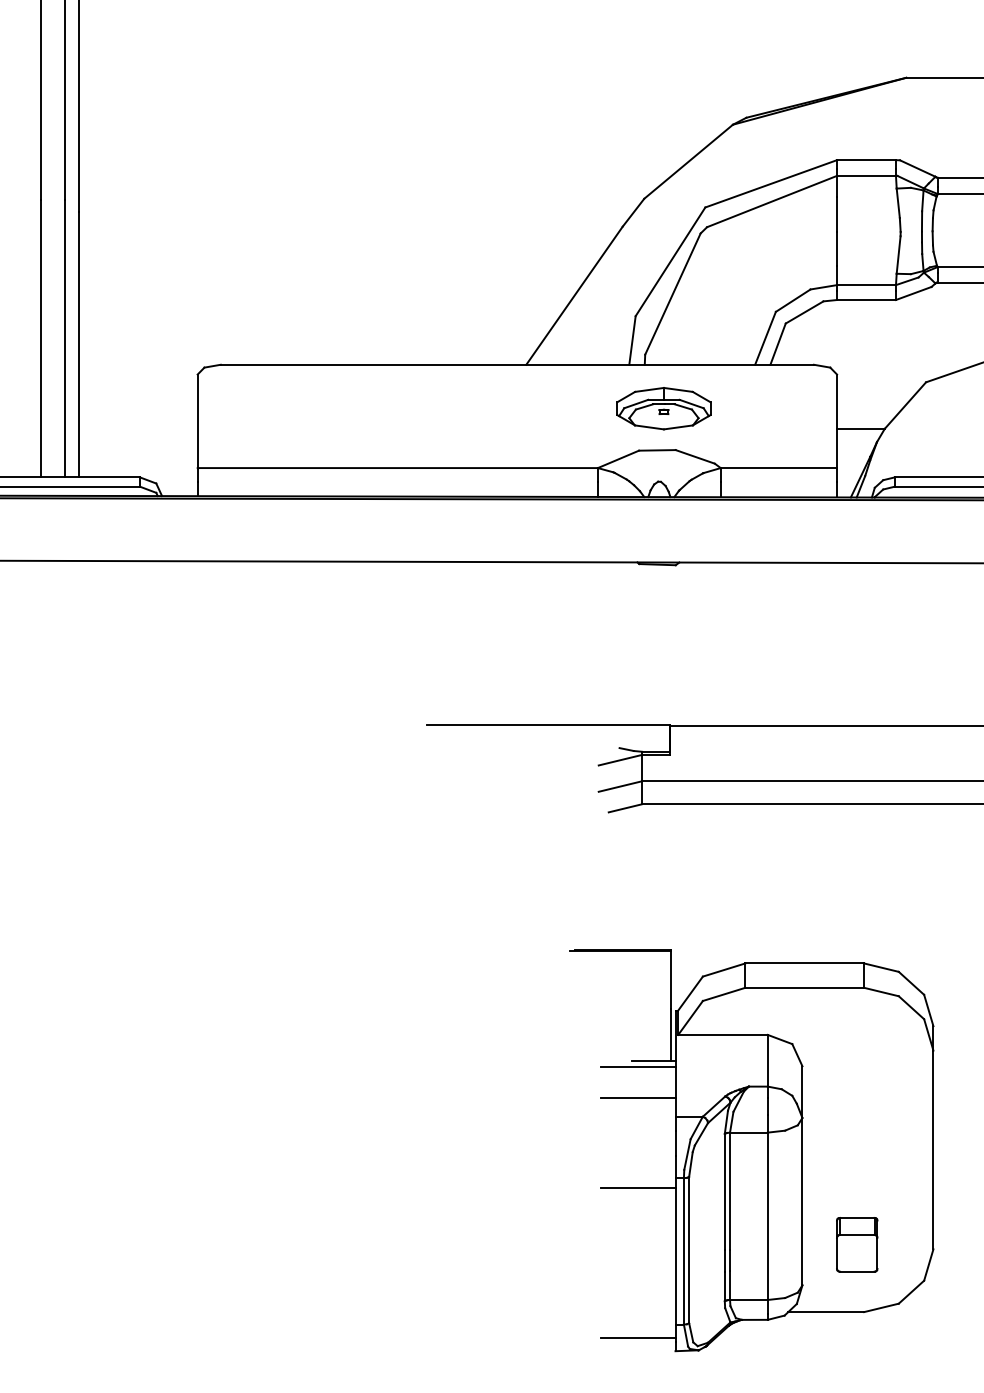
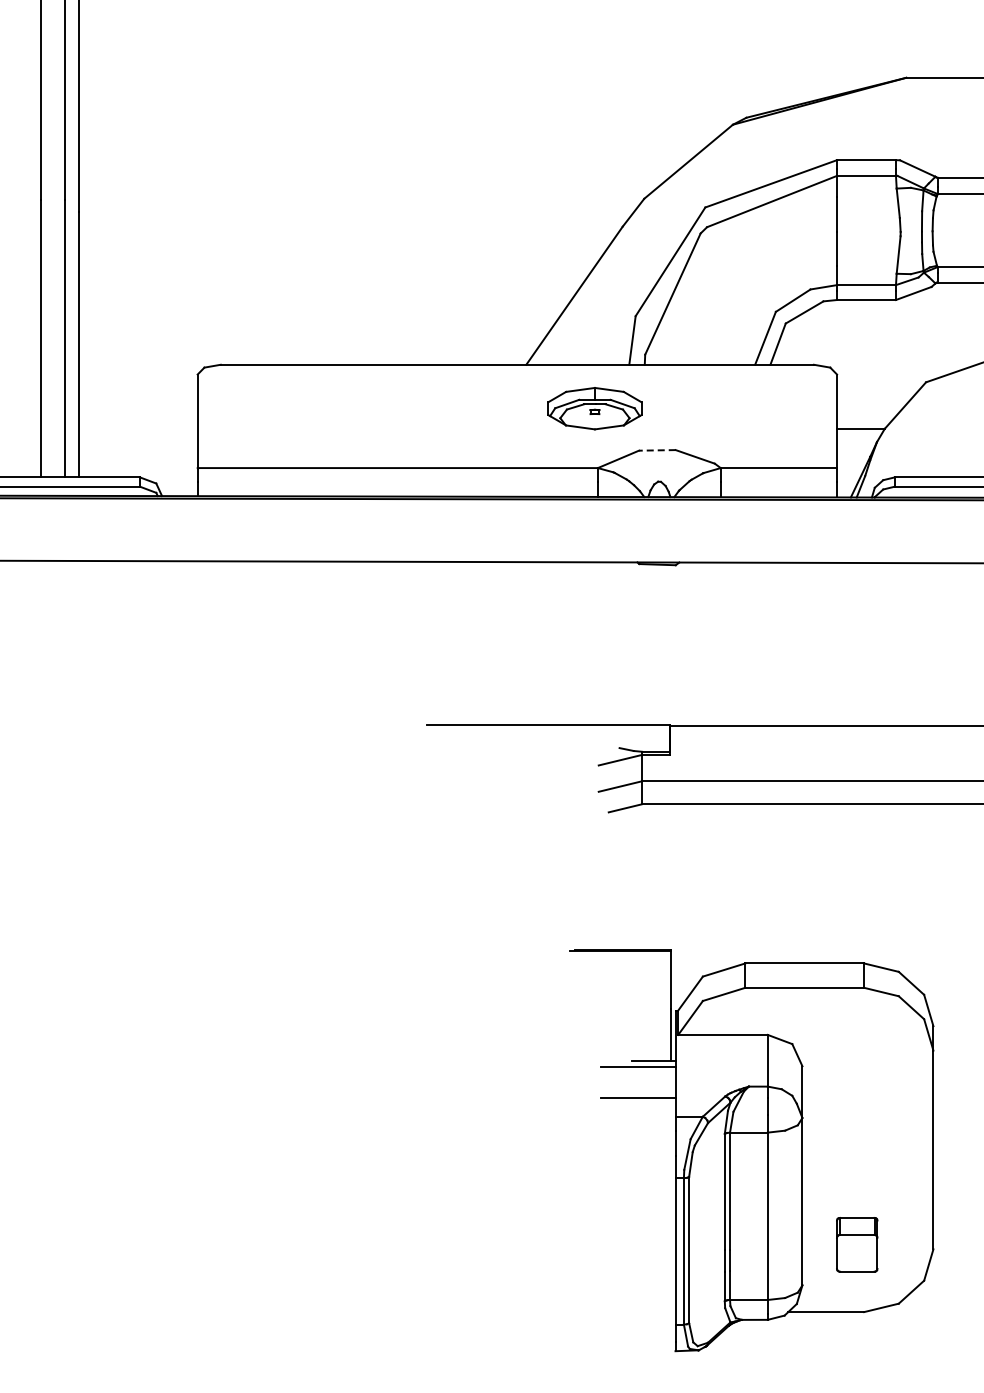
part position: (663, 408) -> (594, 408) (594, 408)
line: solid -> dashed (656, 450)
line: present -> none (638, 1187)
line: present -> none (638, 1338)
